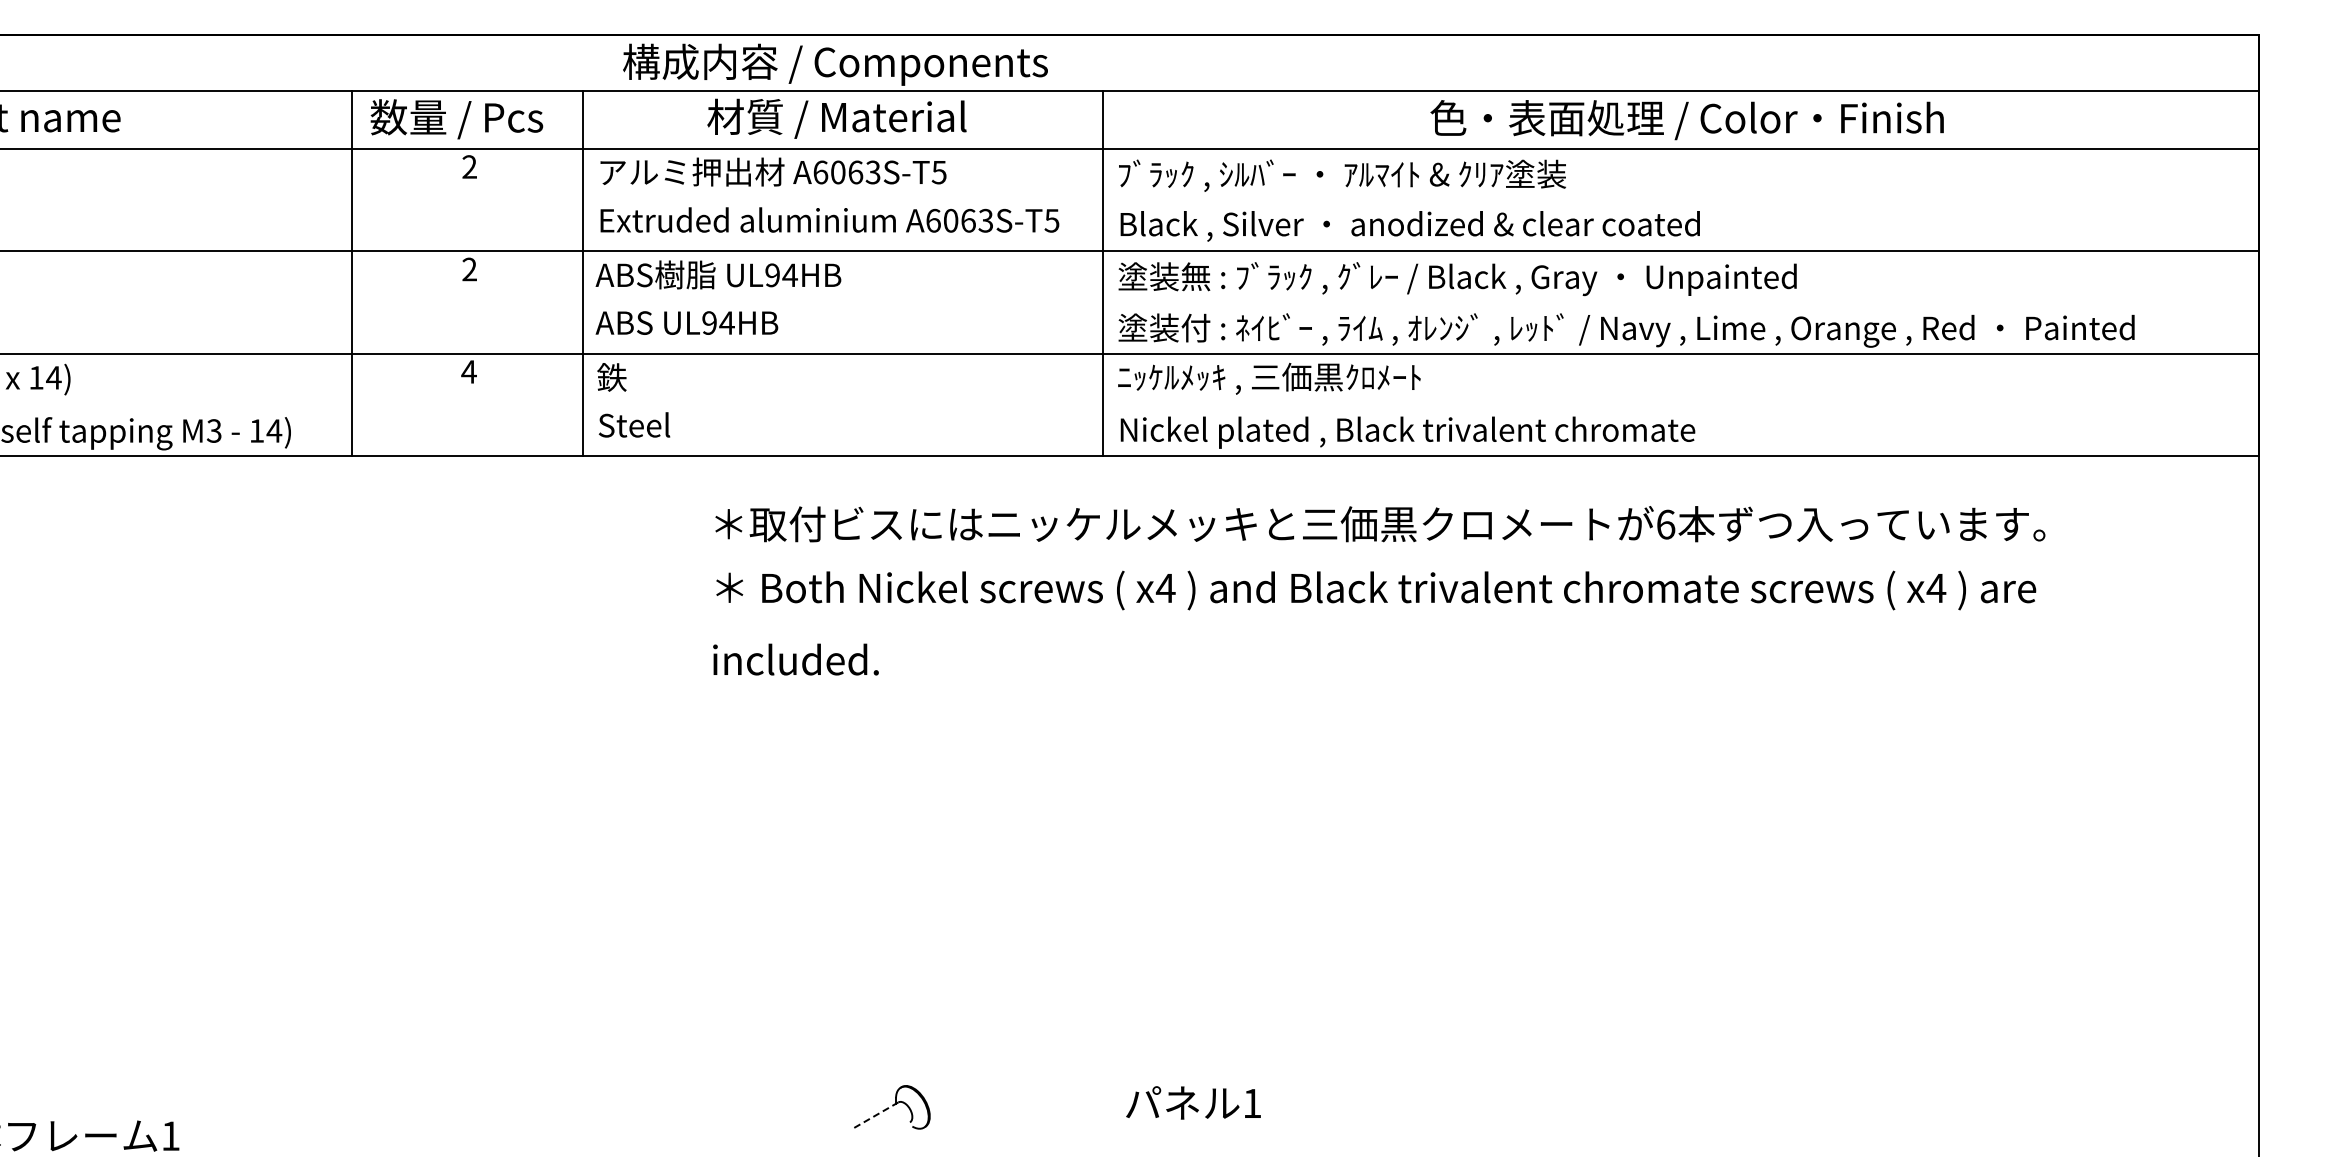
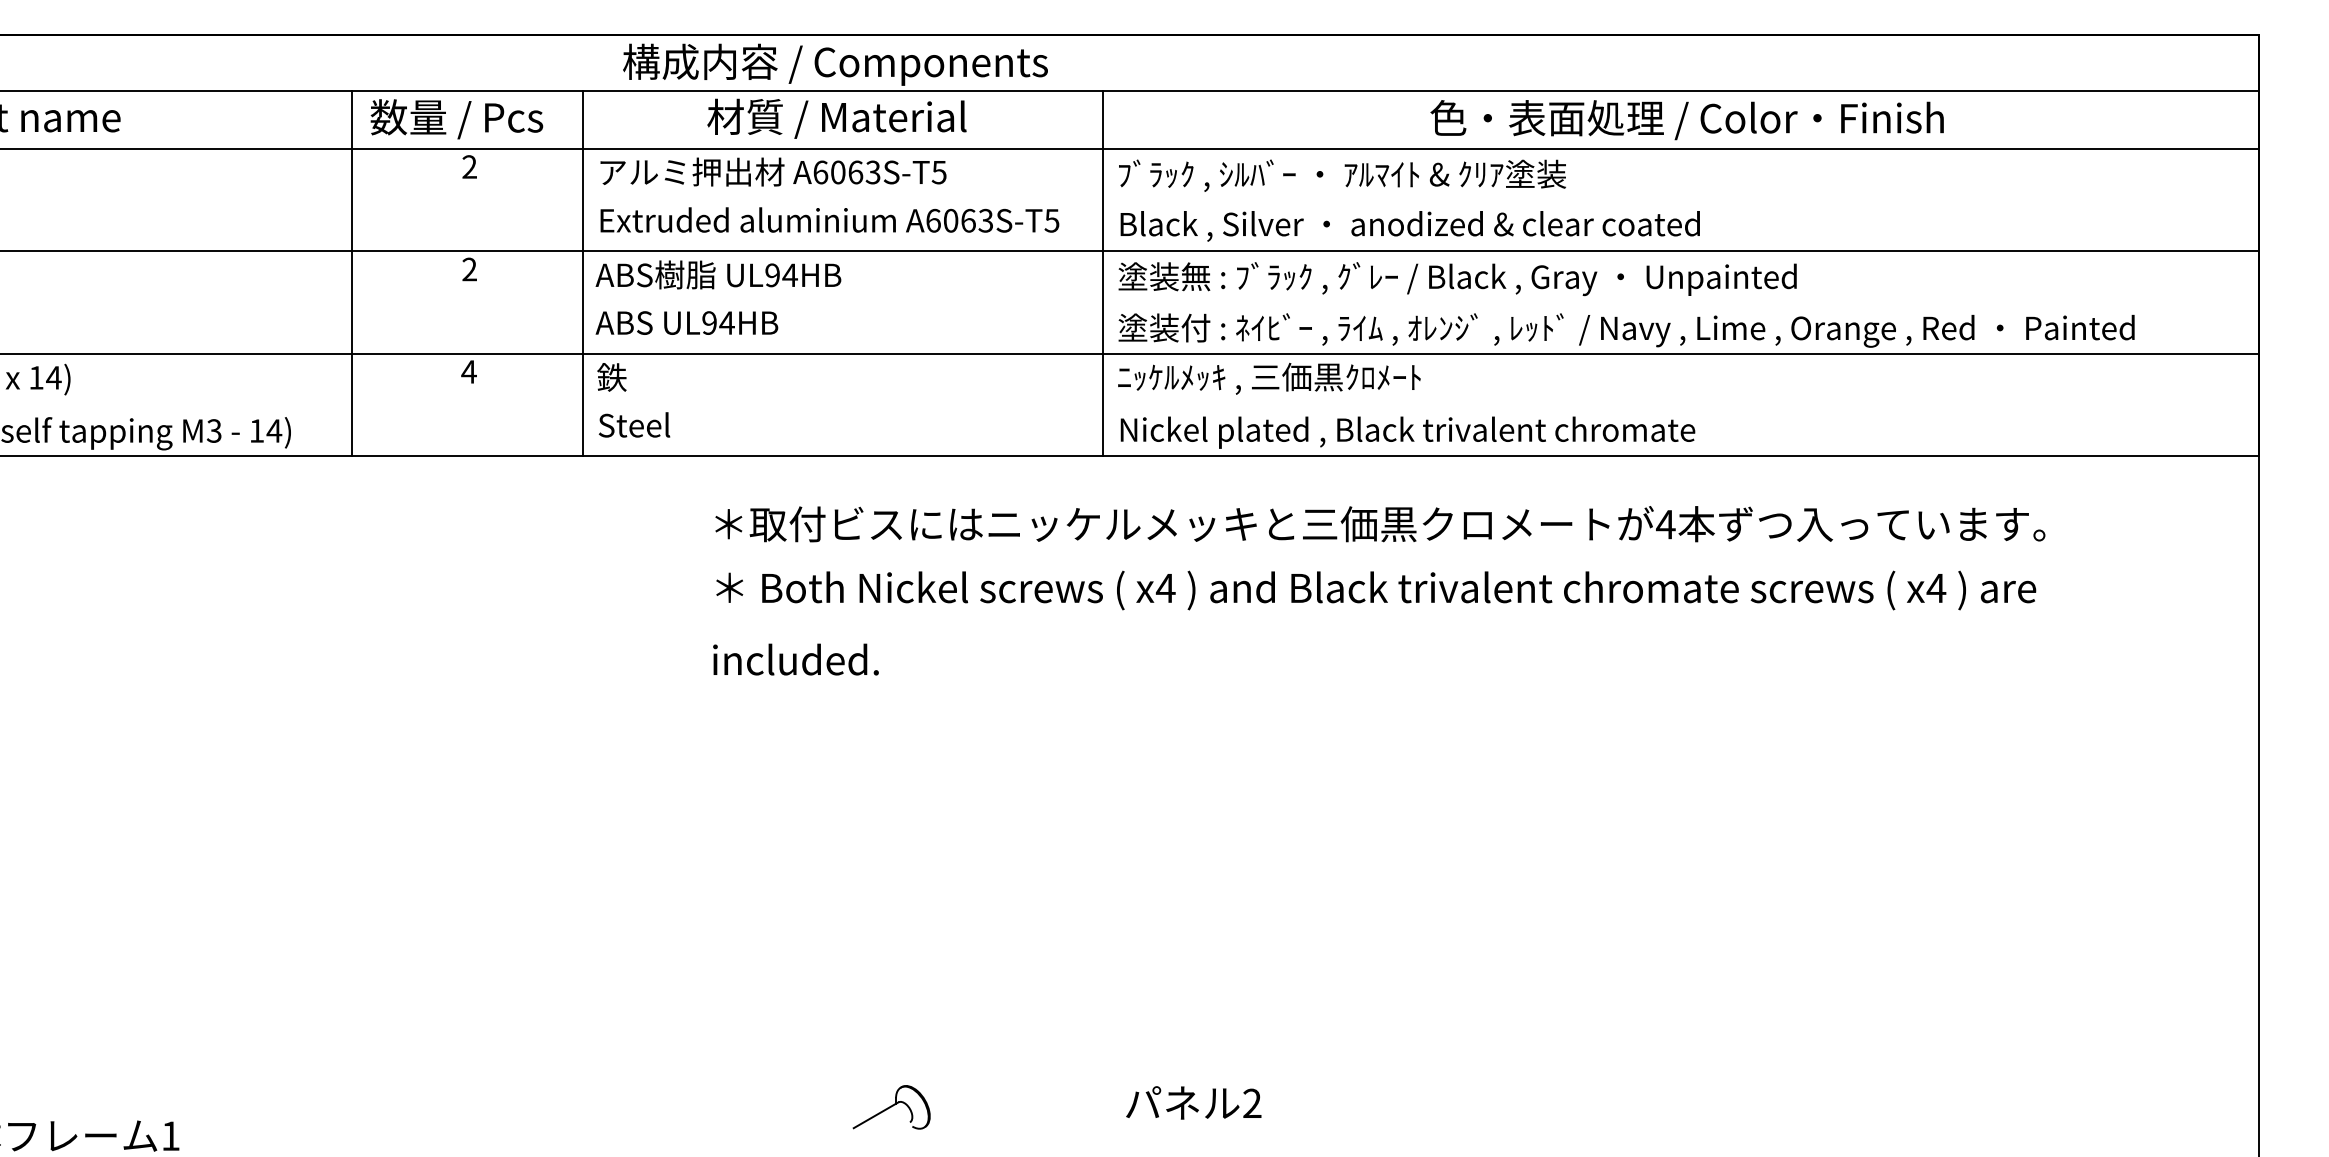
text: 6 -> 4 (1665, 524)
text: 1 -> 2 (1252, 1102)
line: dashed -> solid (876, 1115)
